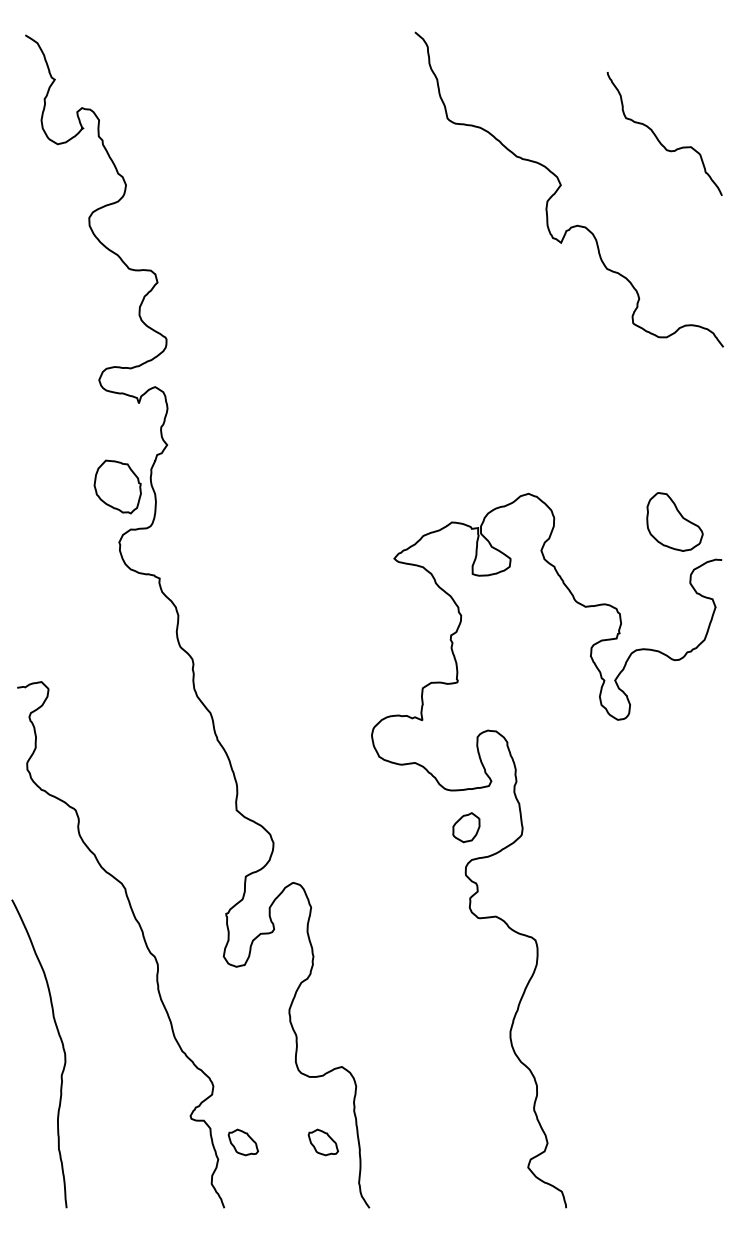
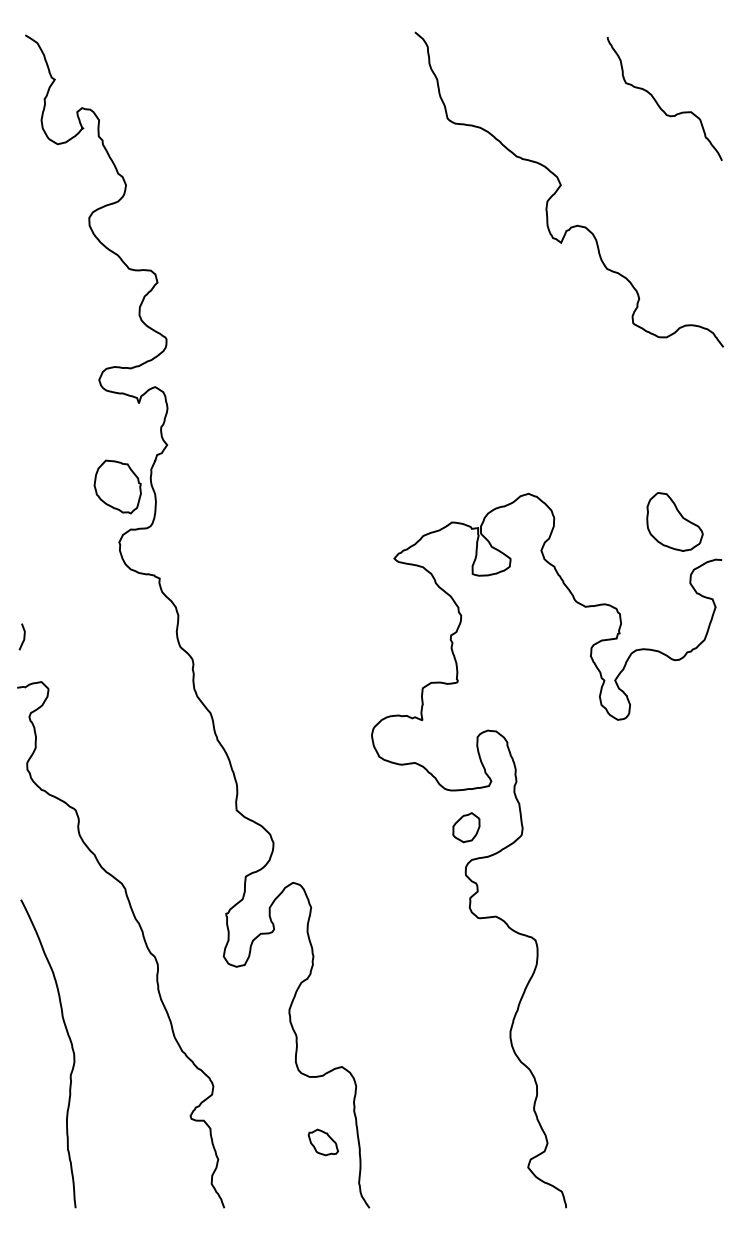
curve position: (657, 136) -> (657, 101) (657, 101)
line: none -> present (23, 636)
curve position: (62, 1048) -> (71, 1048) (71, 1048)
part: present -> none (243, 1142)
